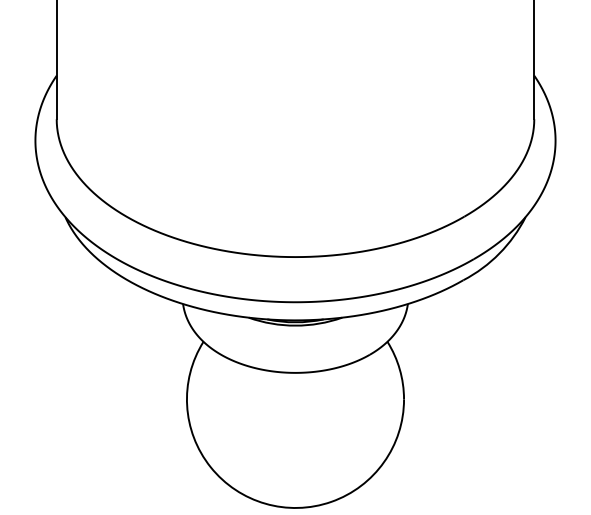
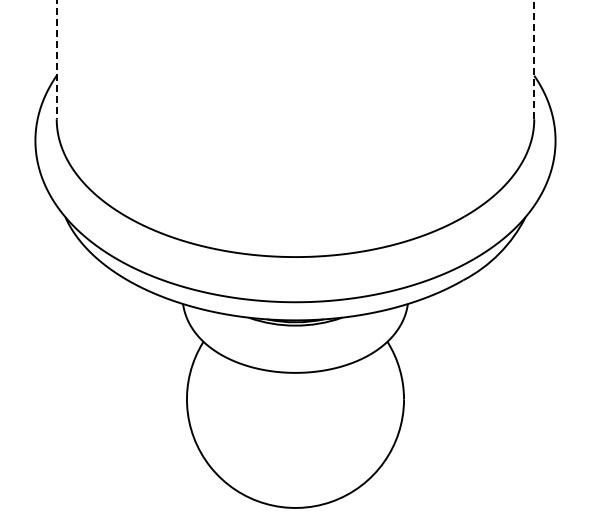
line: solid -> dashed (534, 59)
line: solid -> dashed (56, 60)
